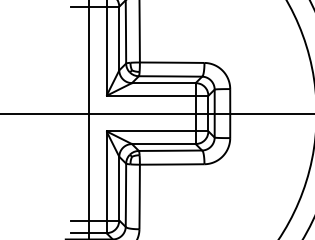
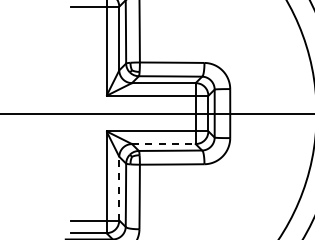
line: present -> none (88, 119)
line: solid -> dashed (163, 144)
line: solid -> dashed (119, 188)
